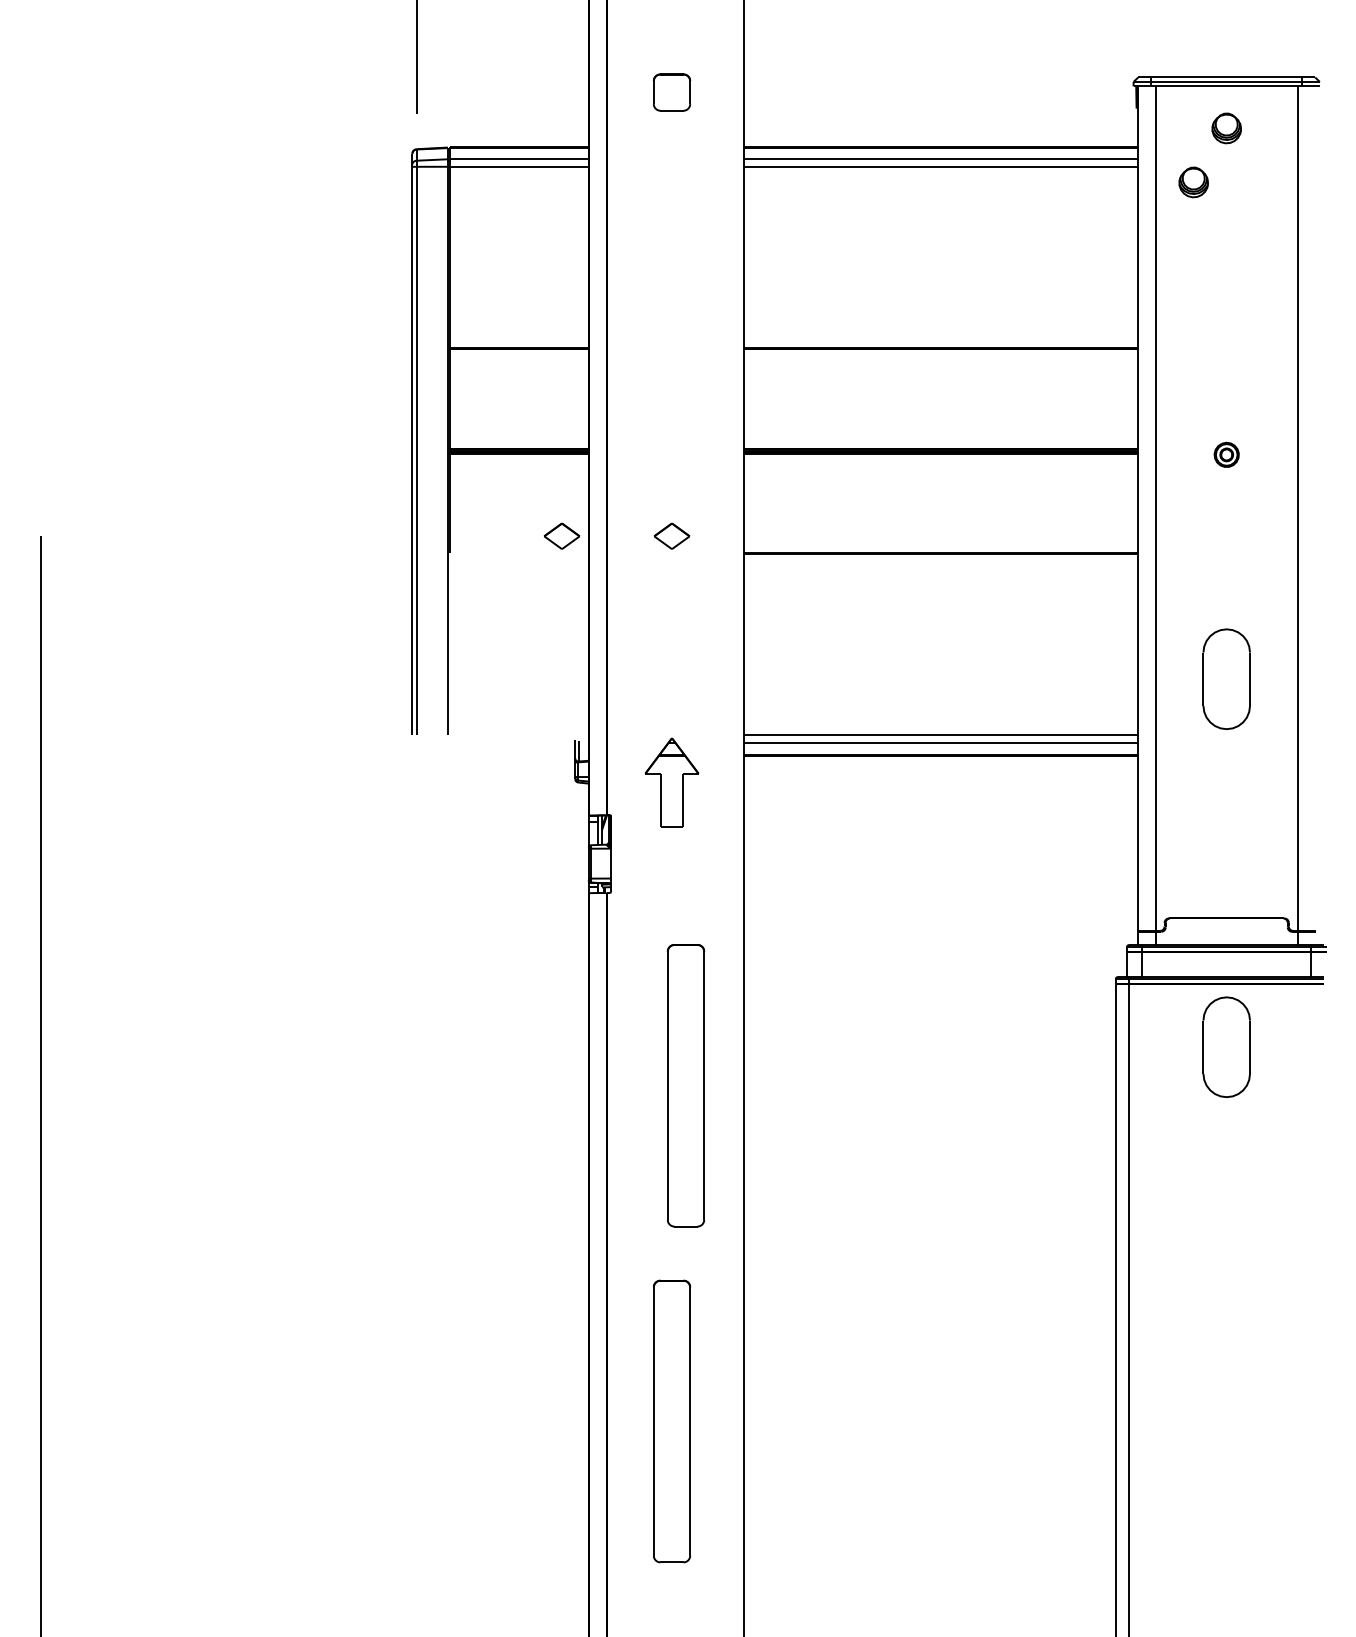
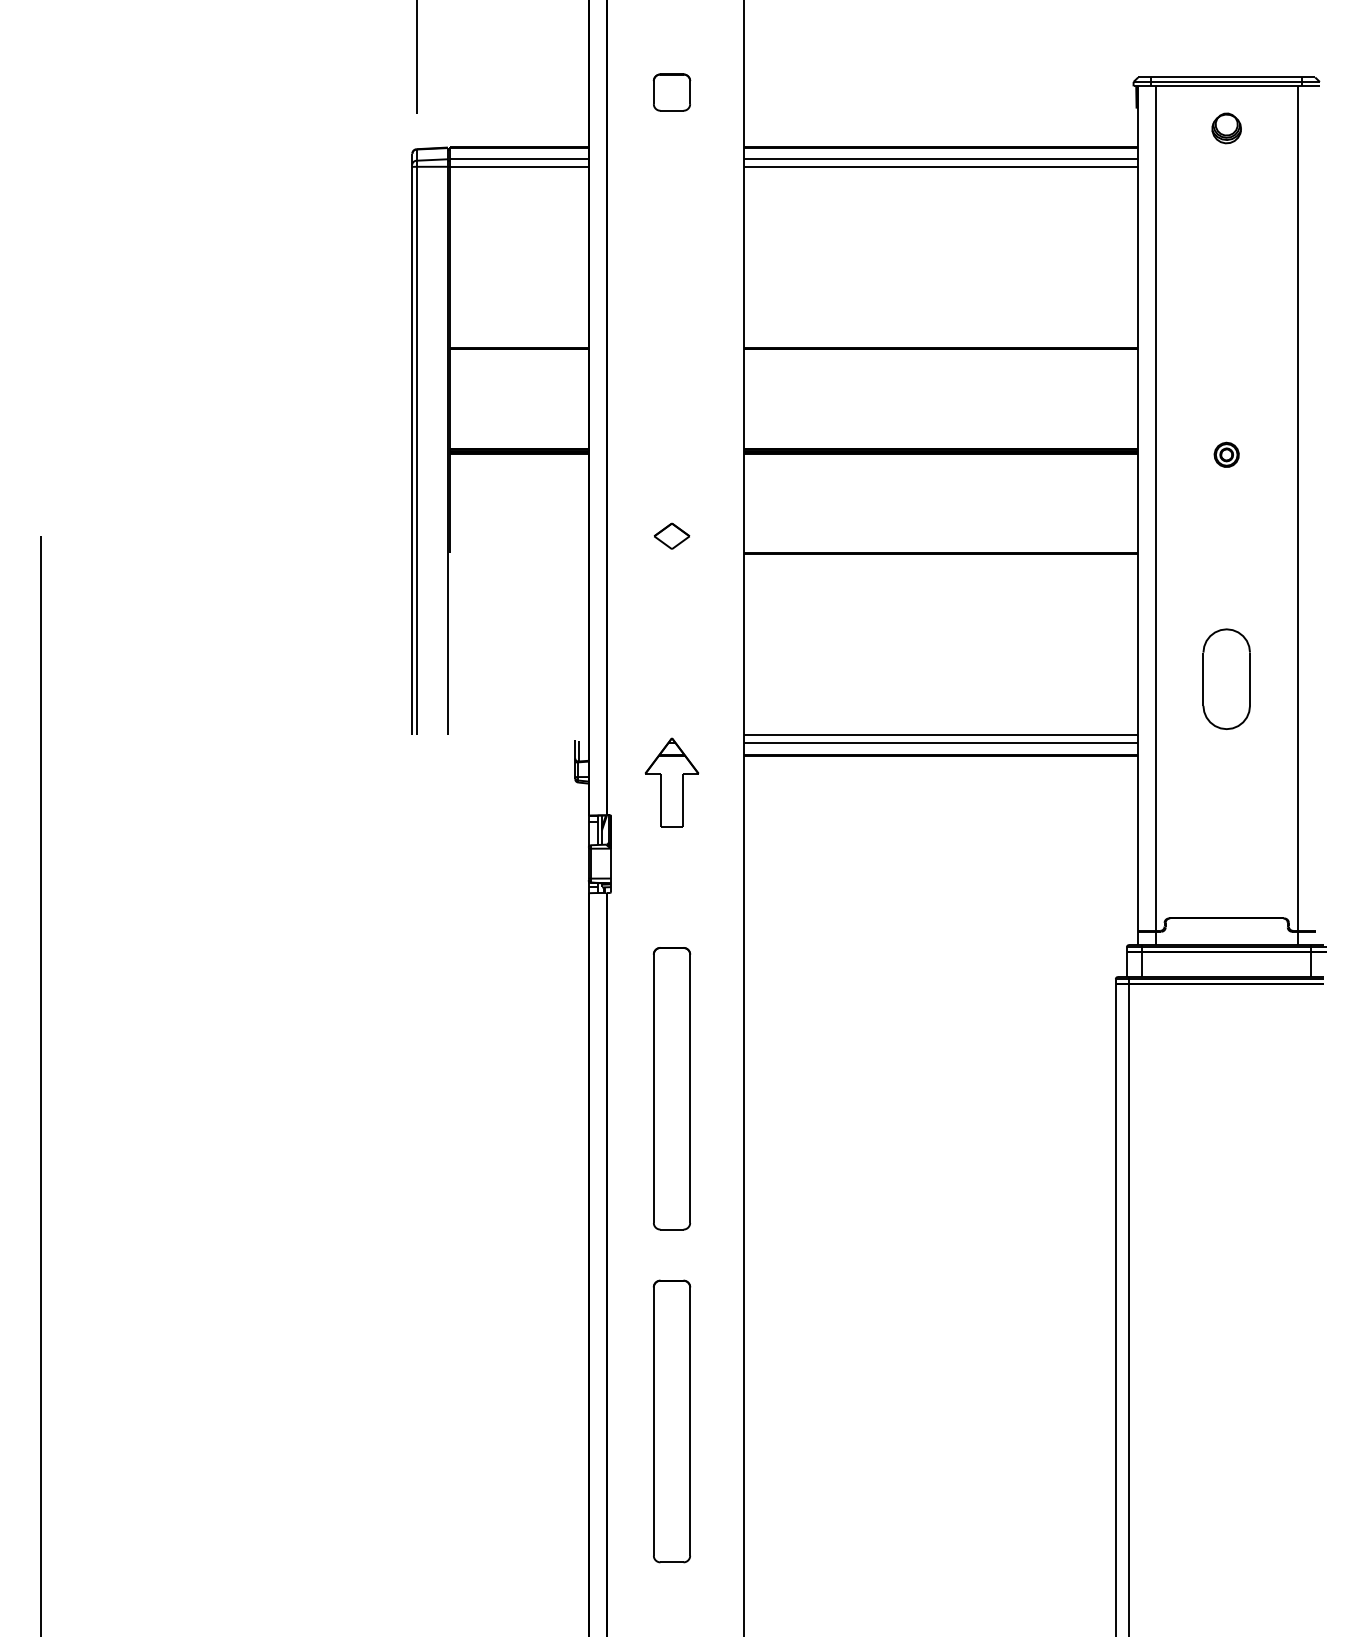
part: present -> none (1193, 182)
part: present -> none (561, 535)
part: present -> none (1226, 1046)
part position: (686, 1085) -> (672, 1088) (672, 1088)
